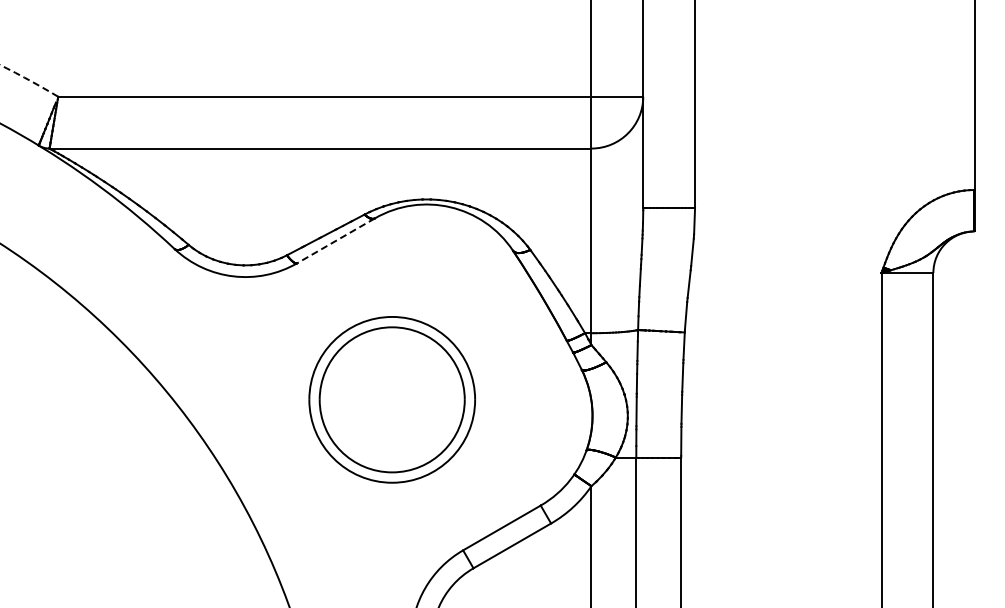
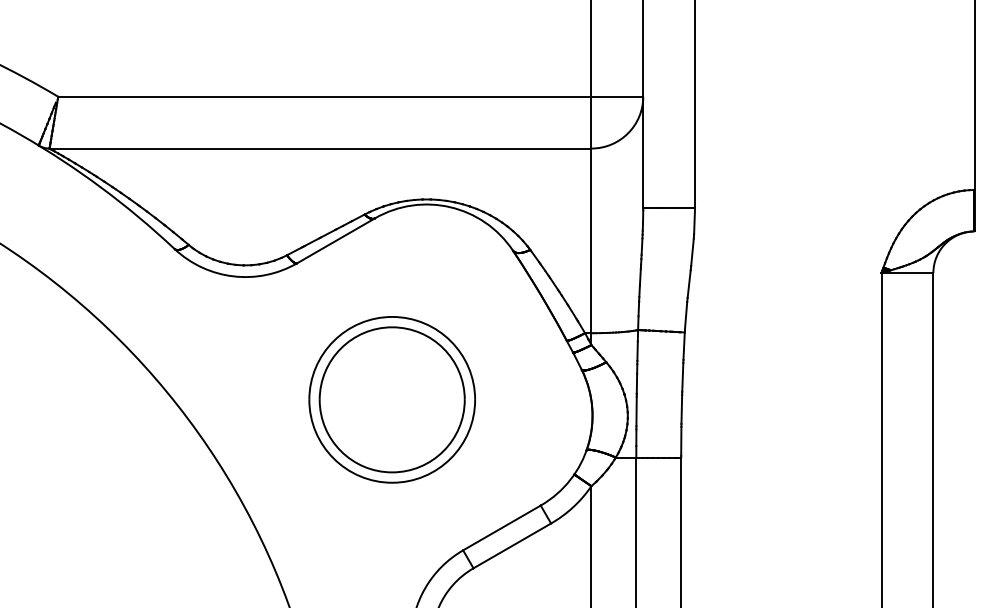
arc: dashed -> solid (28, 79)
line: dashed -> solid (336, 240)
